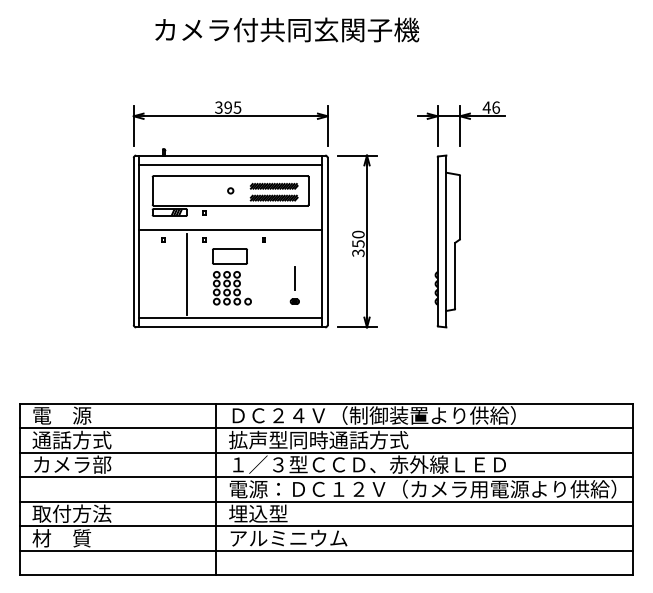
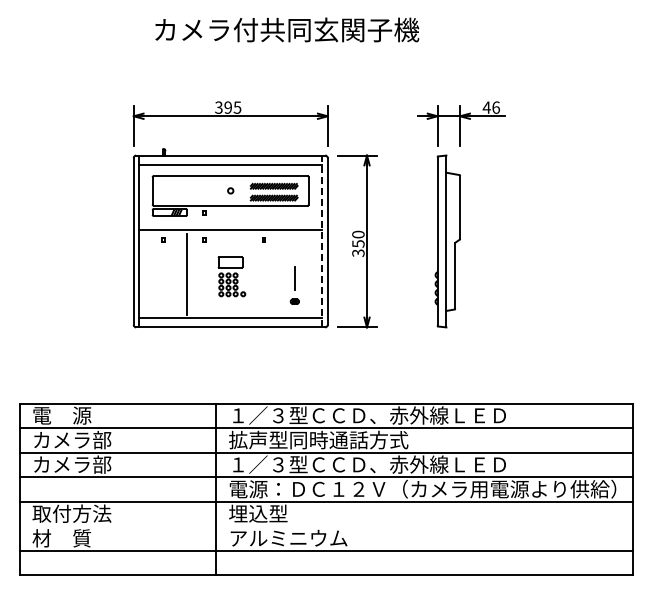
line: solid -> dashed (322, 241)
part size: 40x58 px -> 30x42 px (231, 276)
text: ＤＣ２４Ｖ（制御装置より供給） -> １／３型ＣＣＤ、赤外線ＬＥＤ (373, 415)
text: 通話方式 -> カメラ部 (71, 439)
line: present -> none (326, 526)
